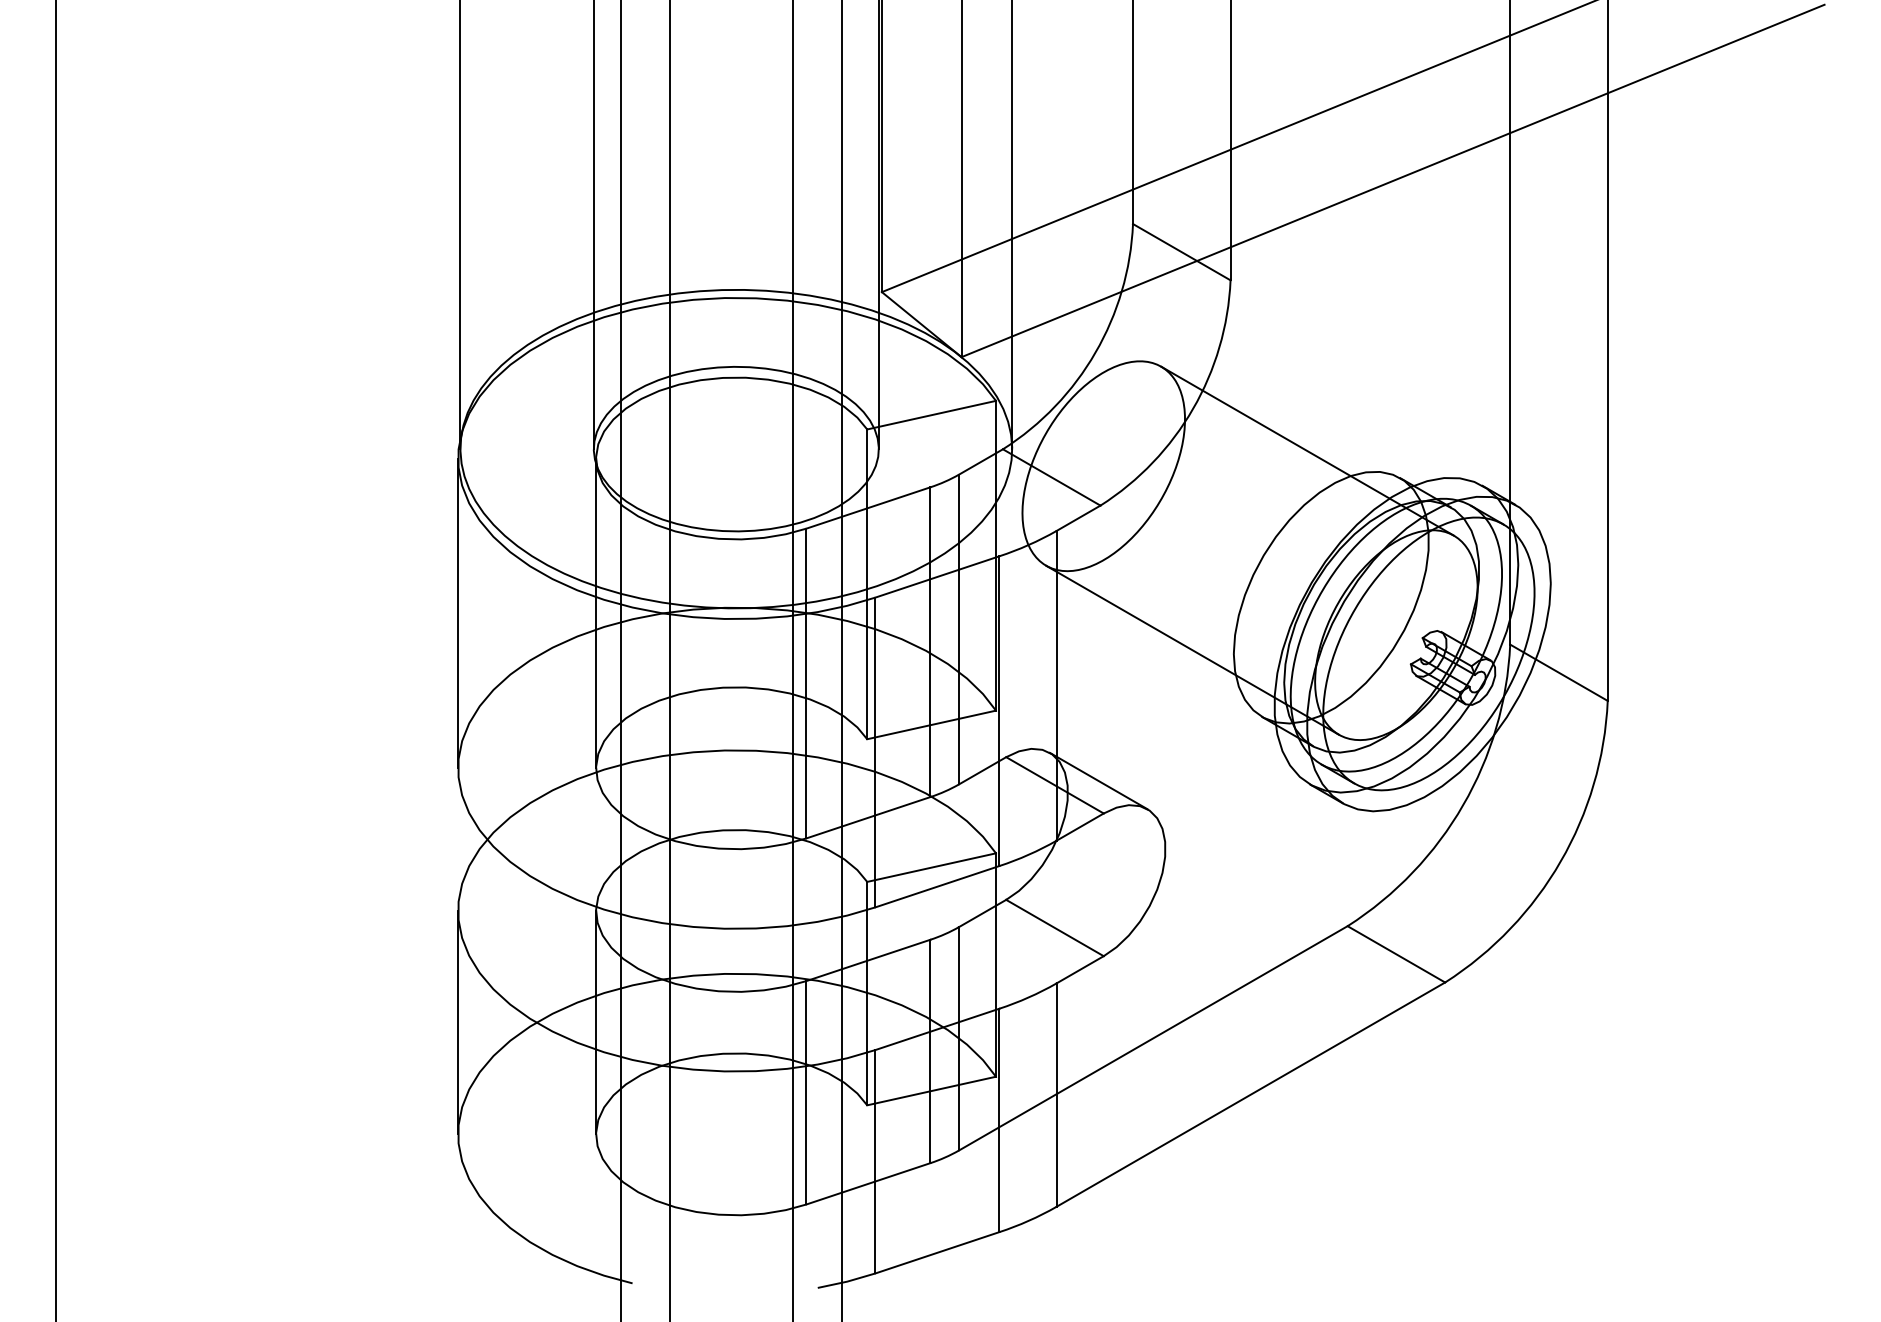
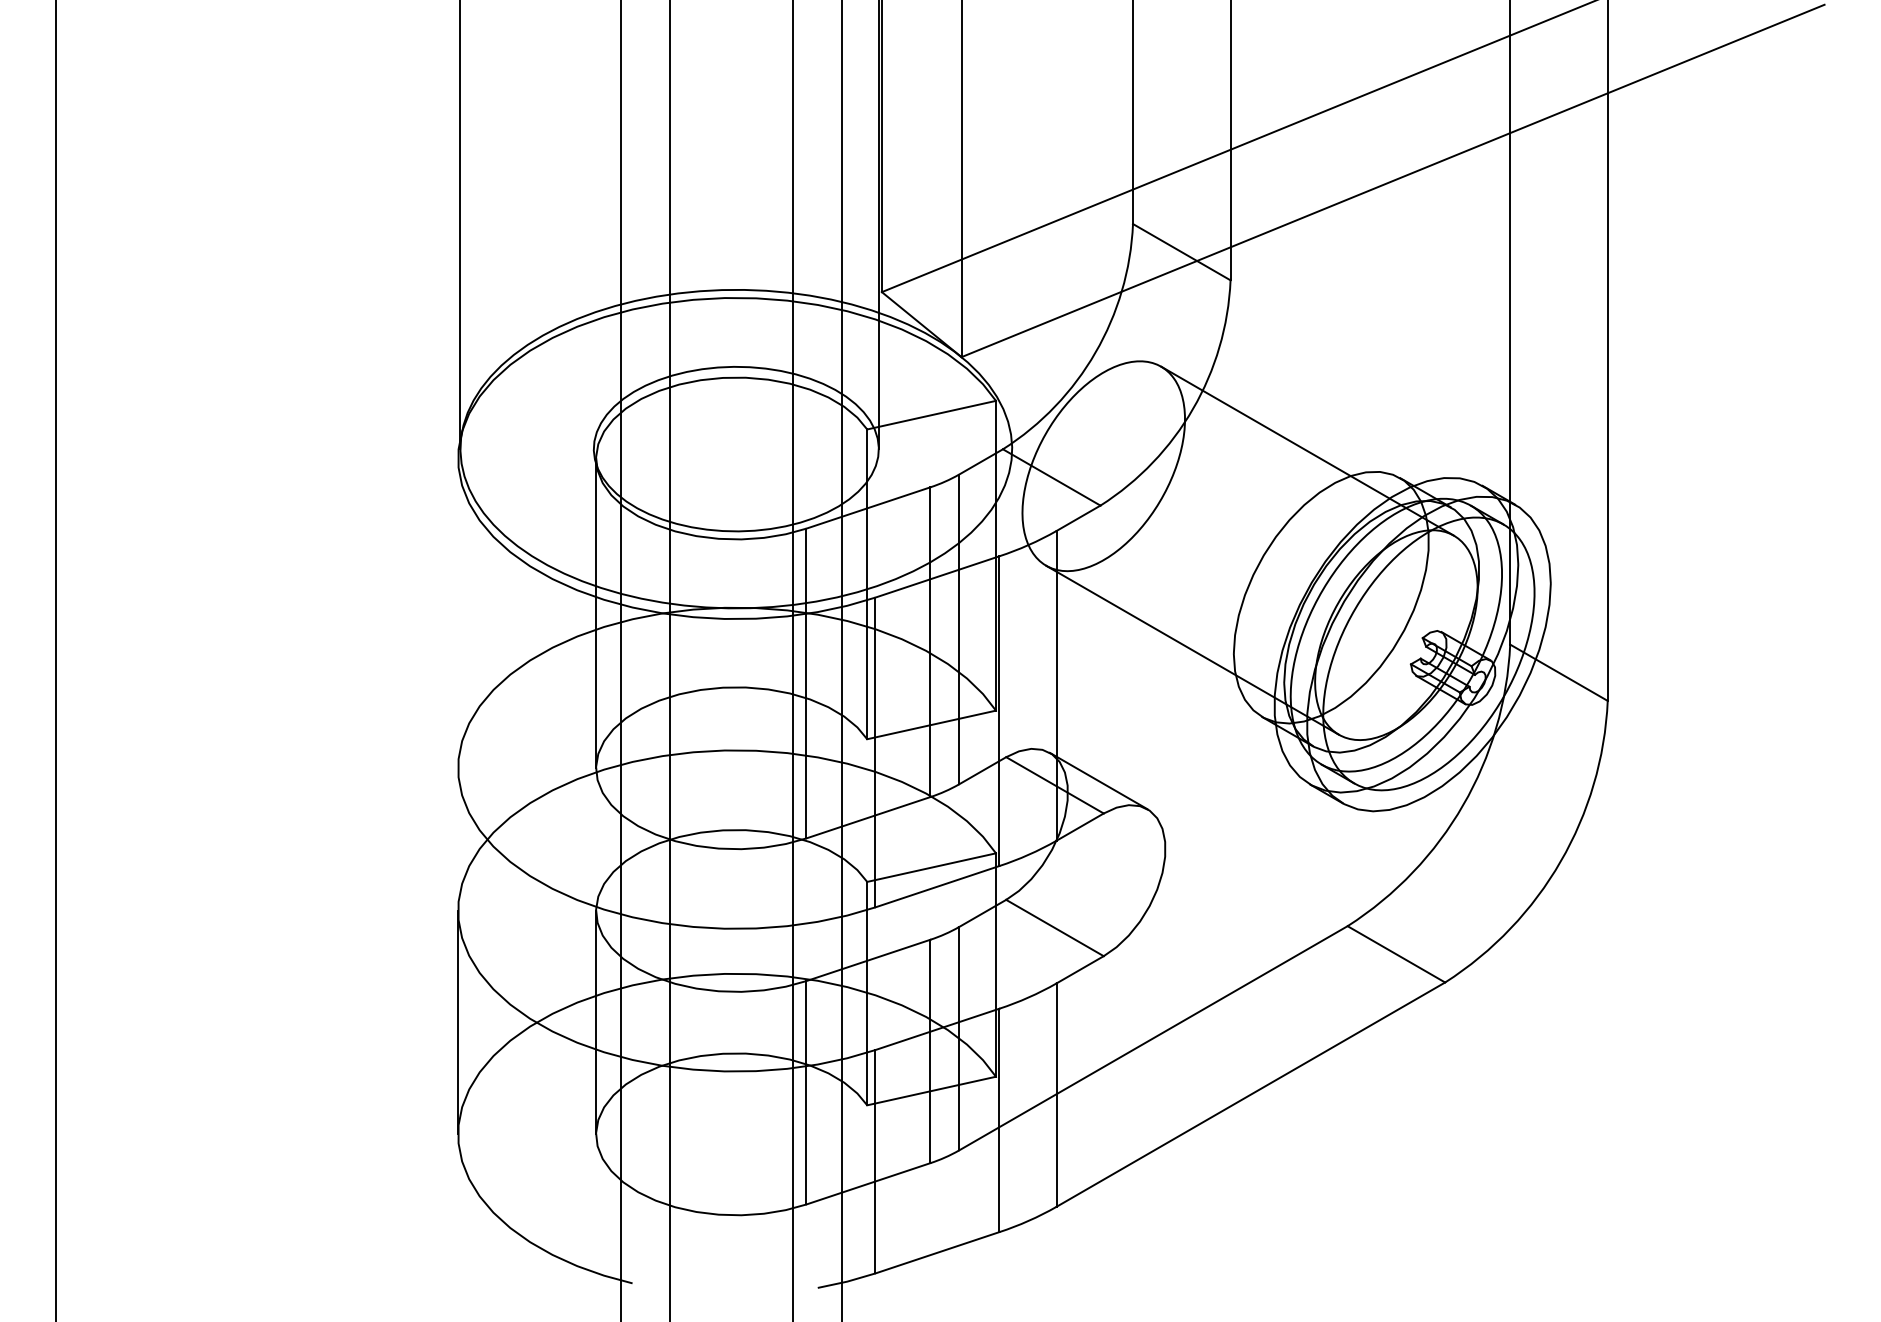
line: present -> none (593, 225)
line: present -> none (1012, 225)
line: present -> none (458, 613)
